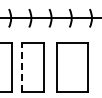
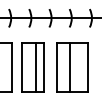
line: dashed -> solid (21, 66)
line: none -> present (35, 66)
line: none -> present (70, 66)
